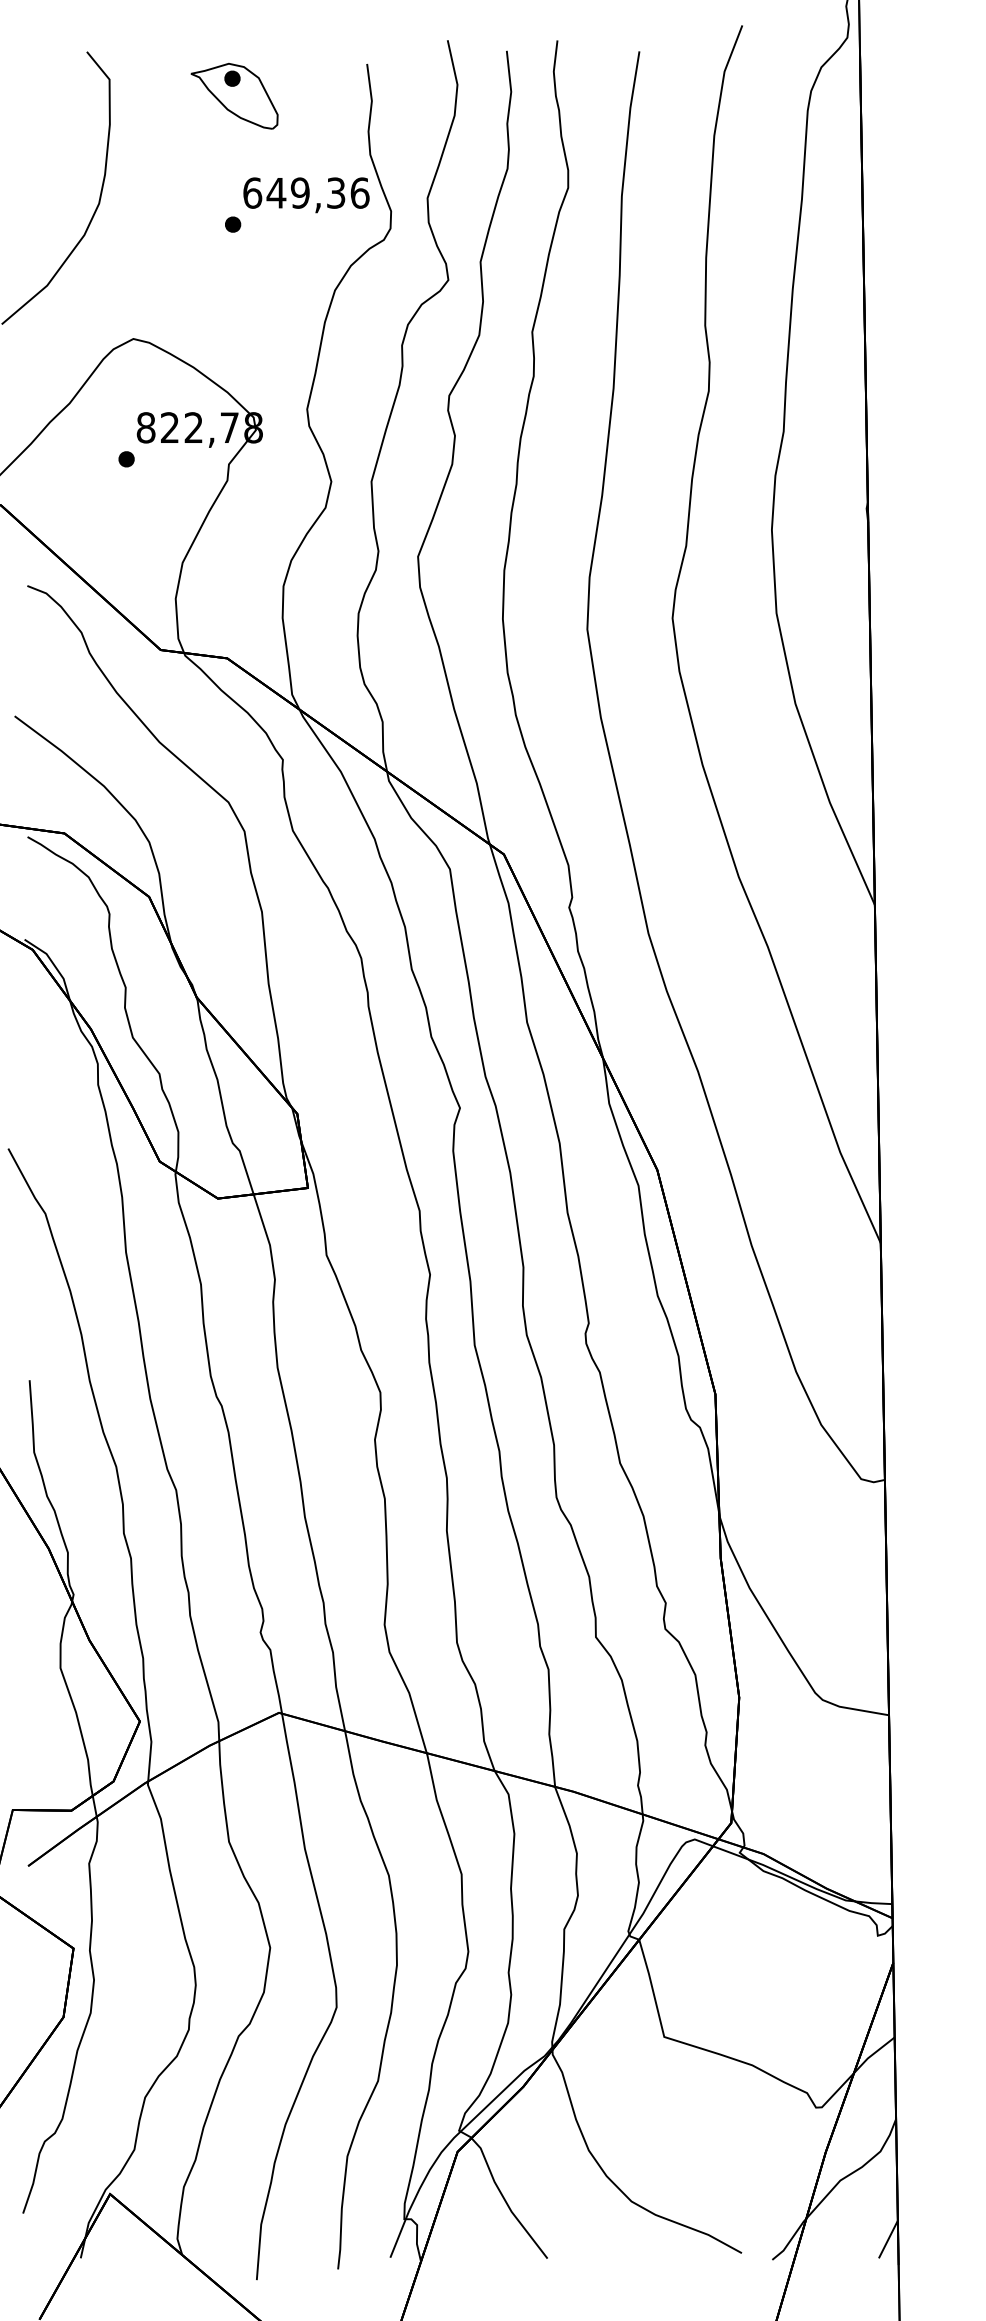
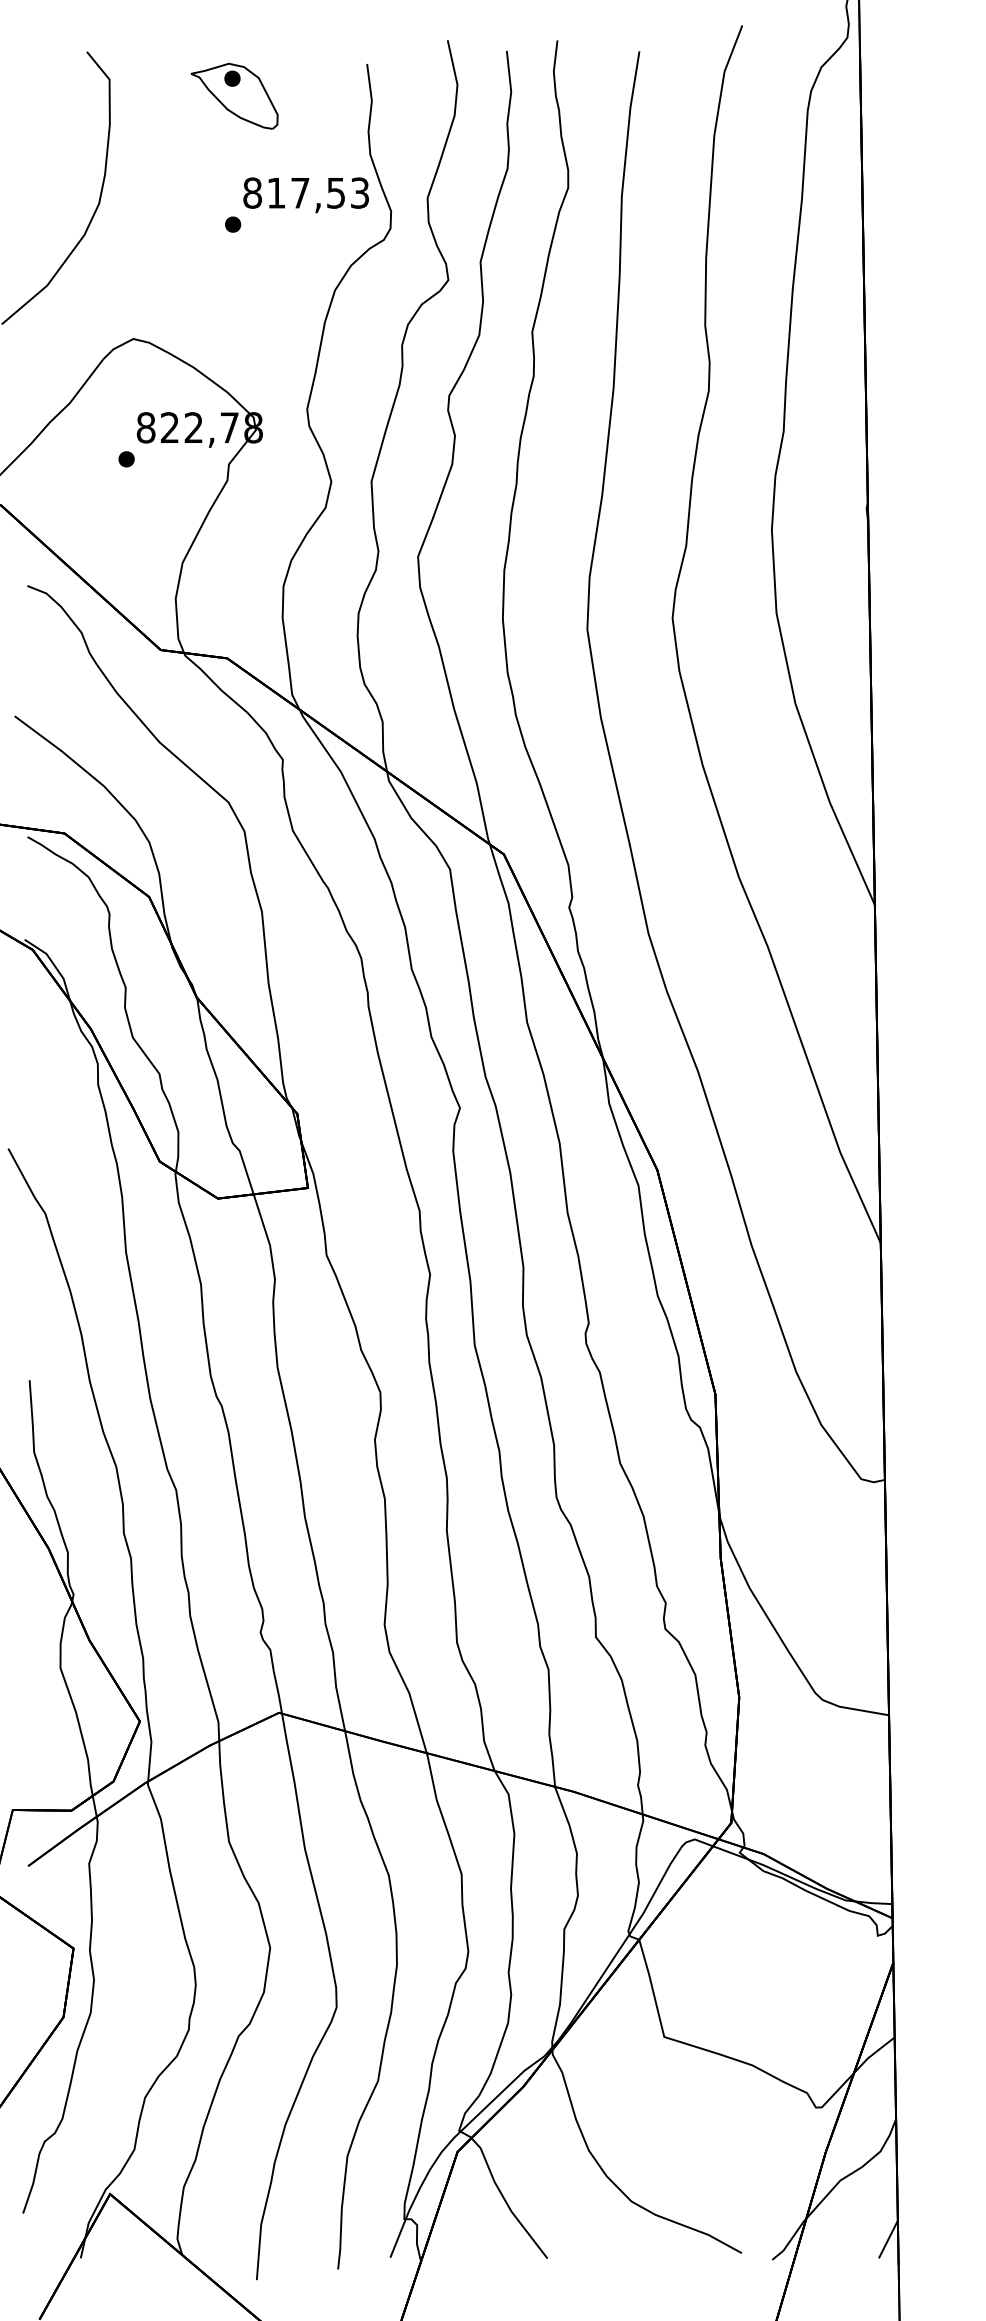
text: 649,36 -> 817,53 (306, 192)
